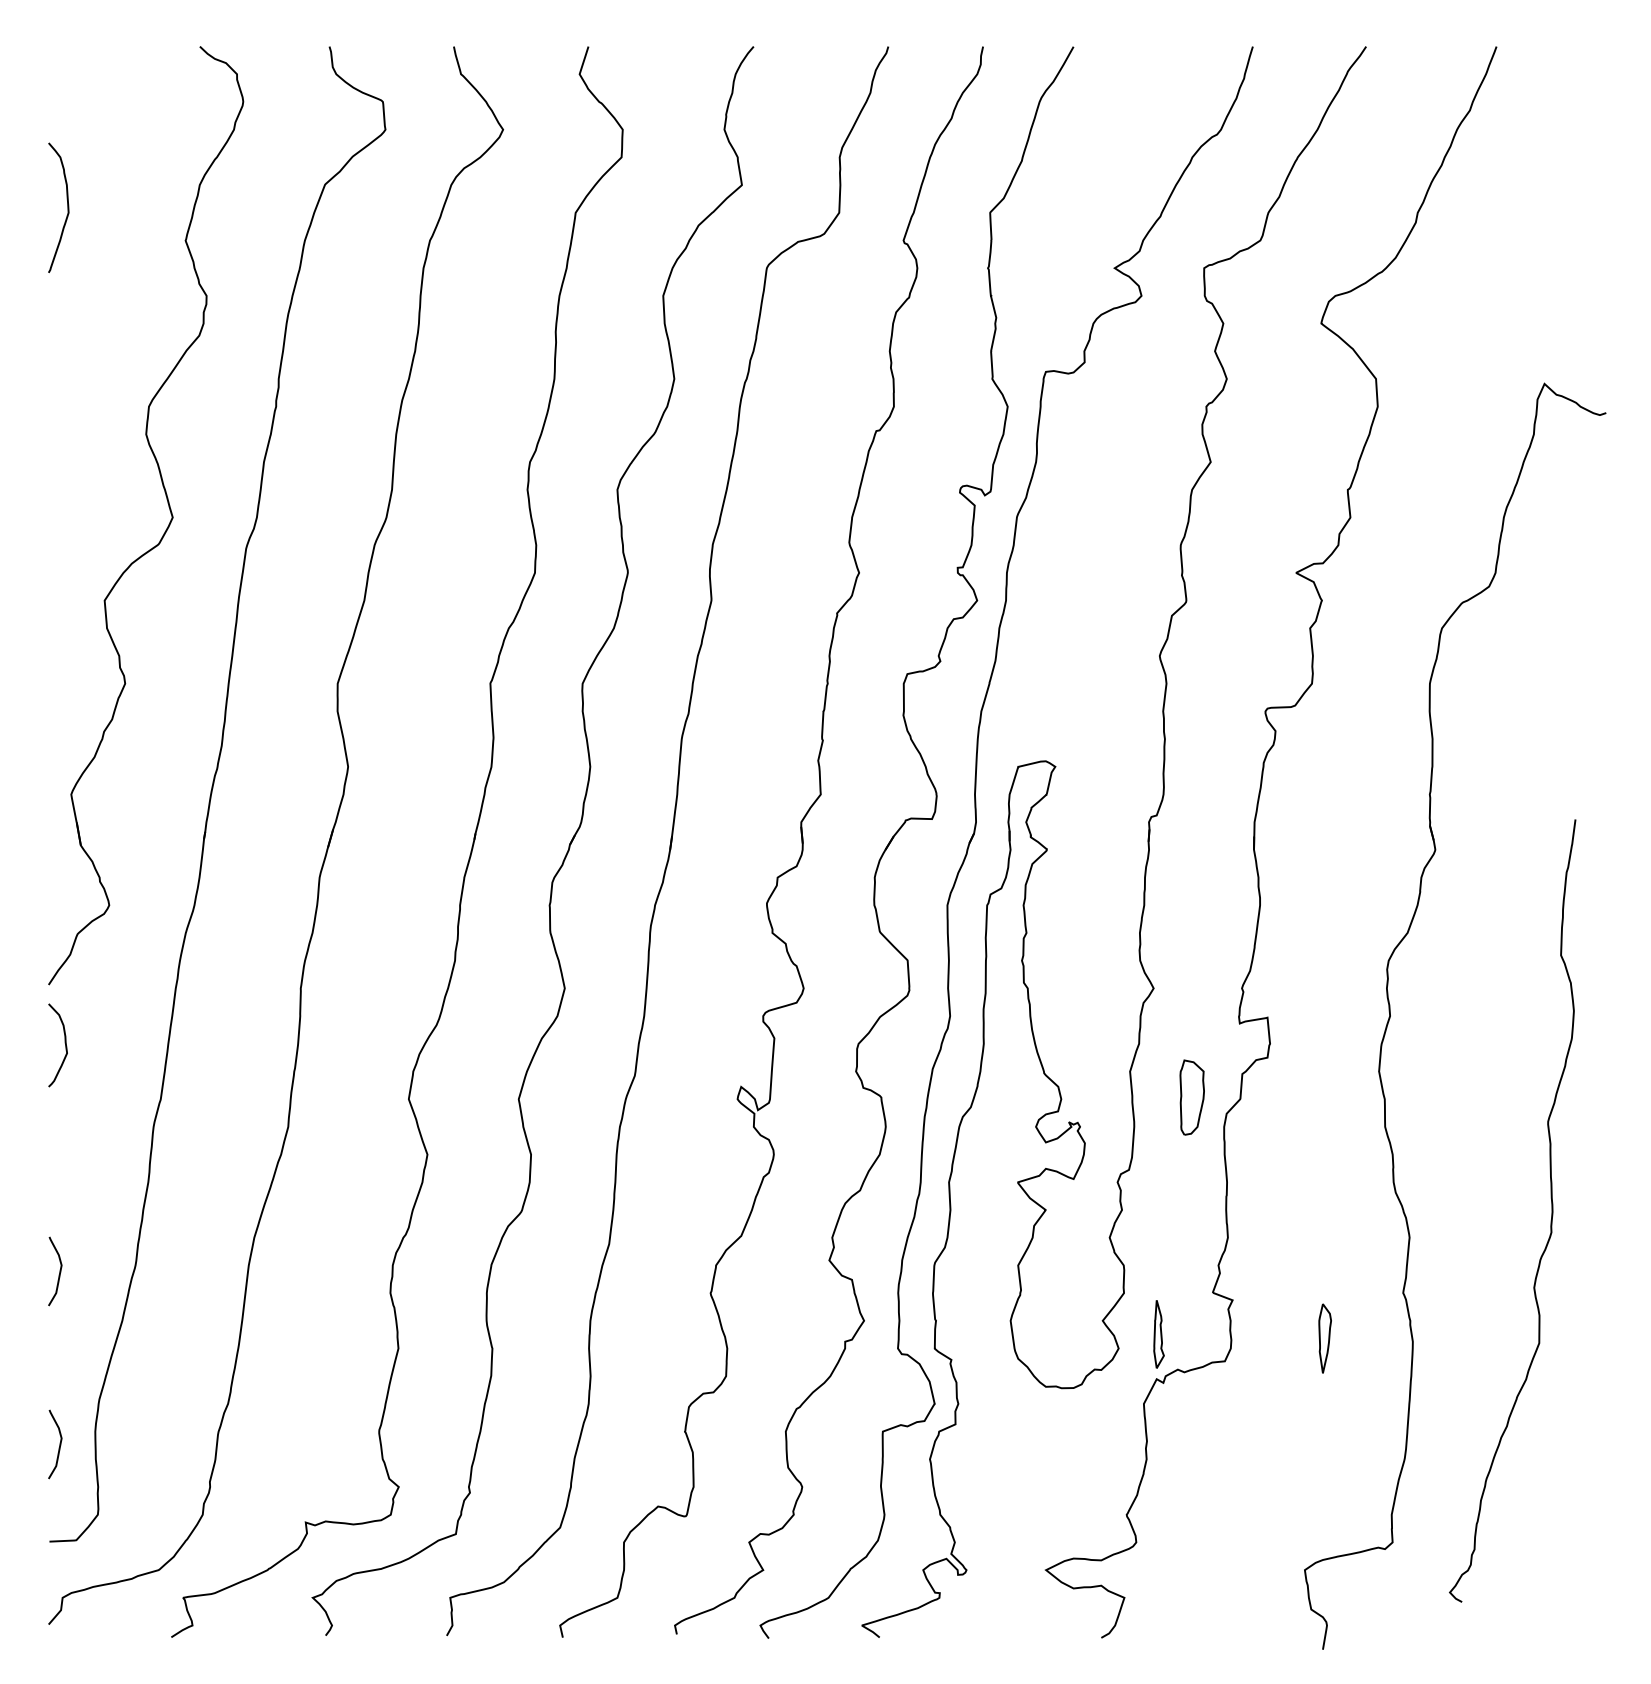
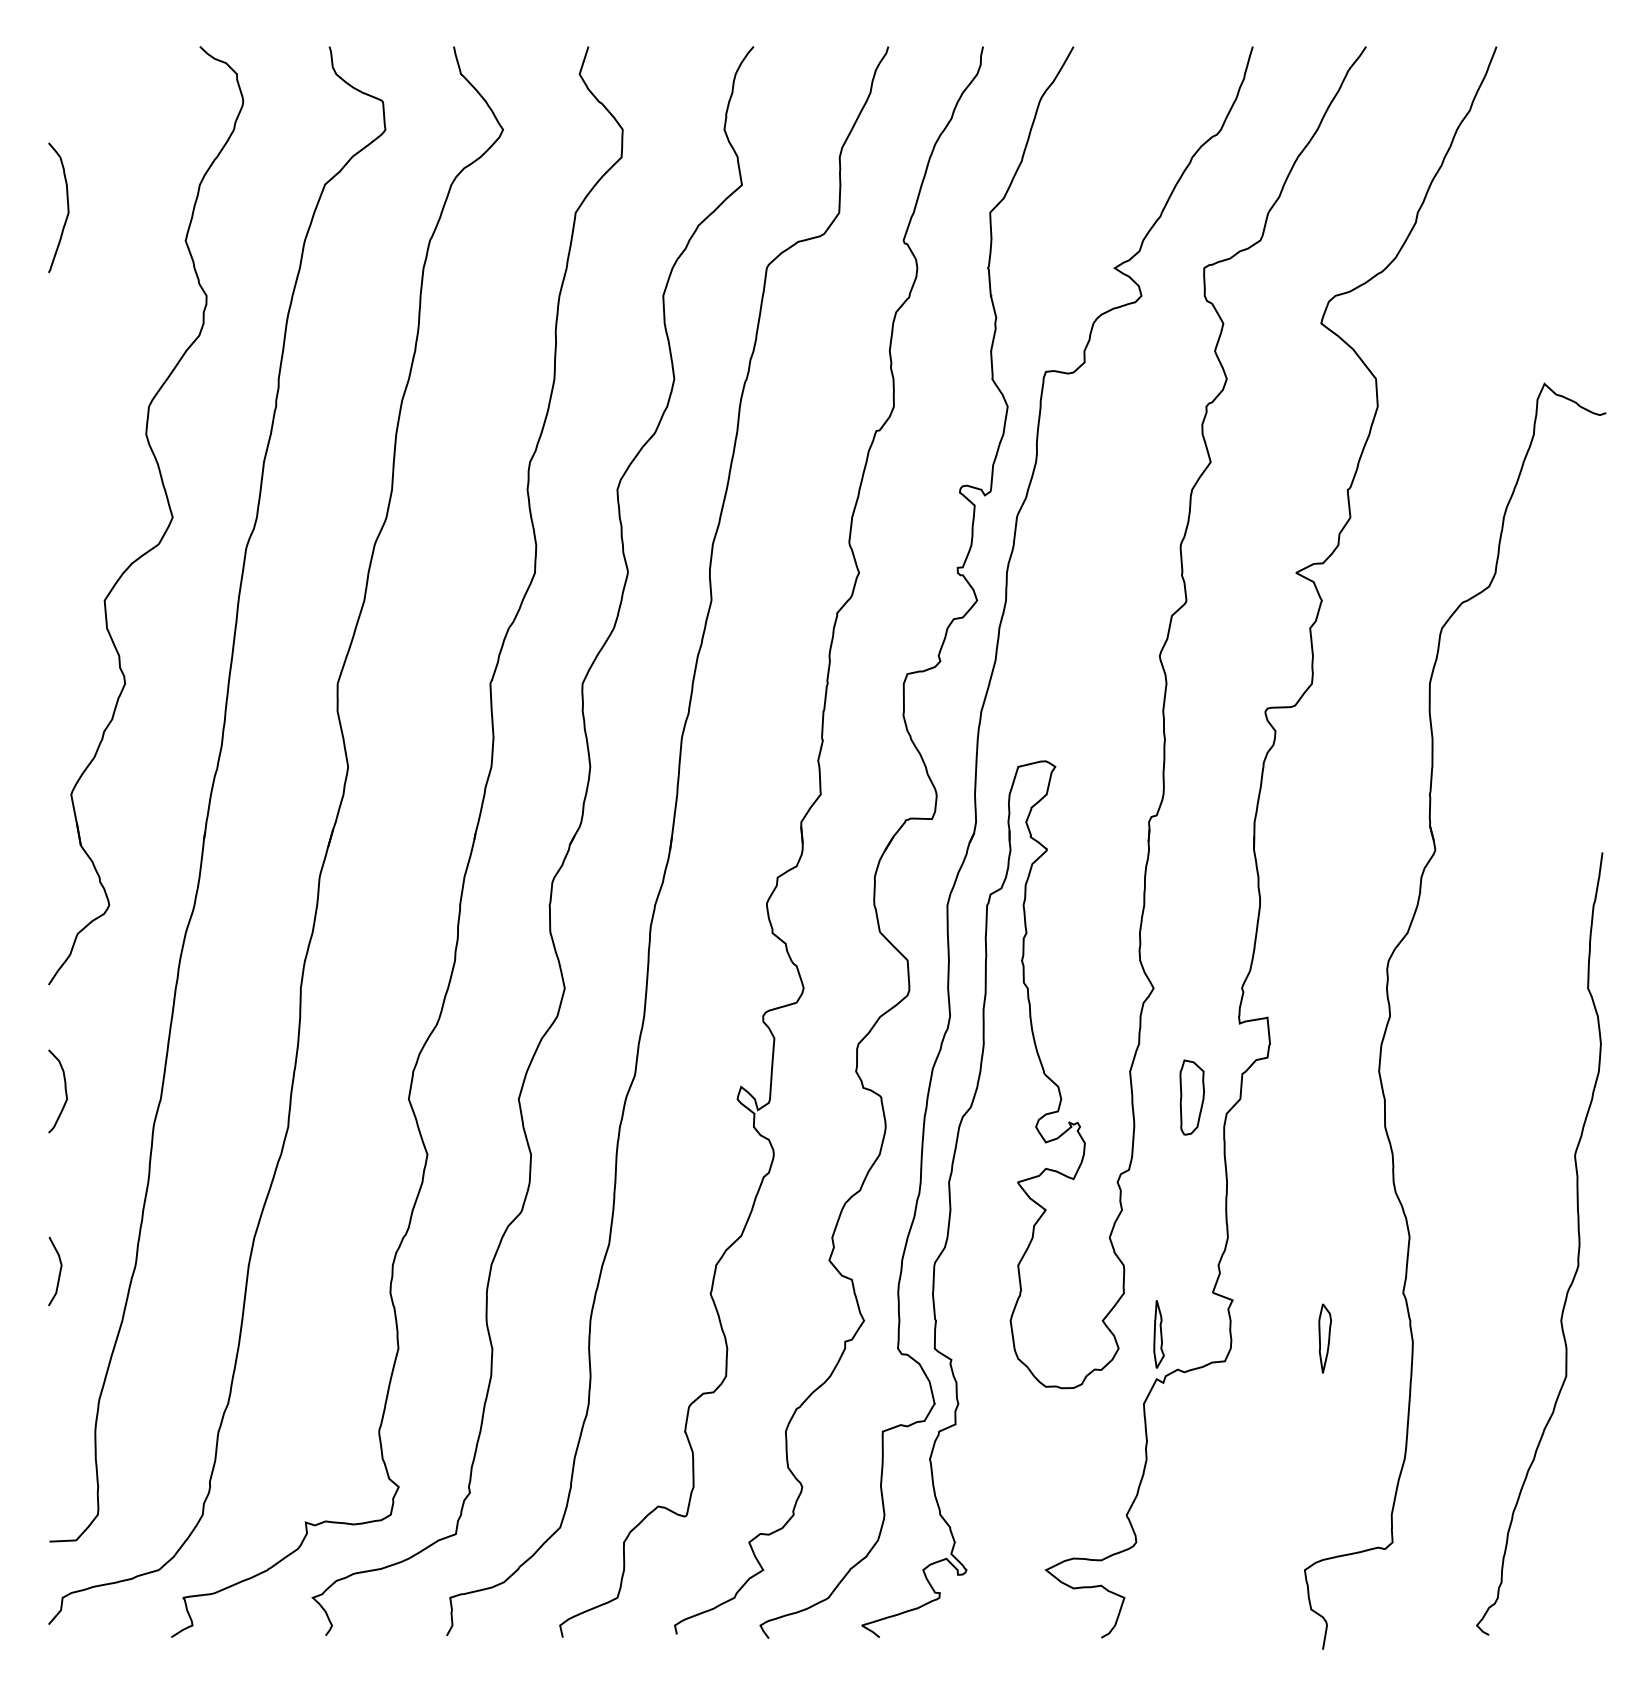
curve position: (64, 1043) -> (64, 1089) (64, 1089)
curve position: (1551, 1210) -> (1578, 1243) (1578, 1243)
curve: present -> none (59, 1444)
